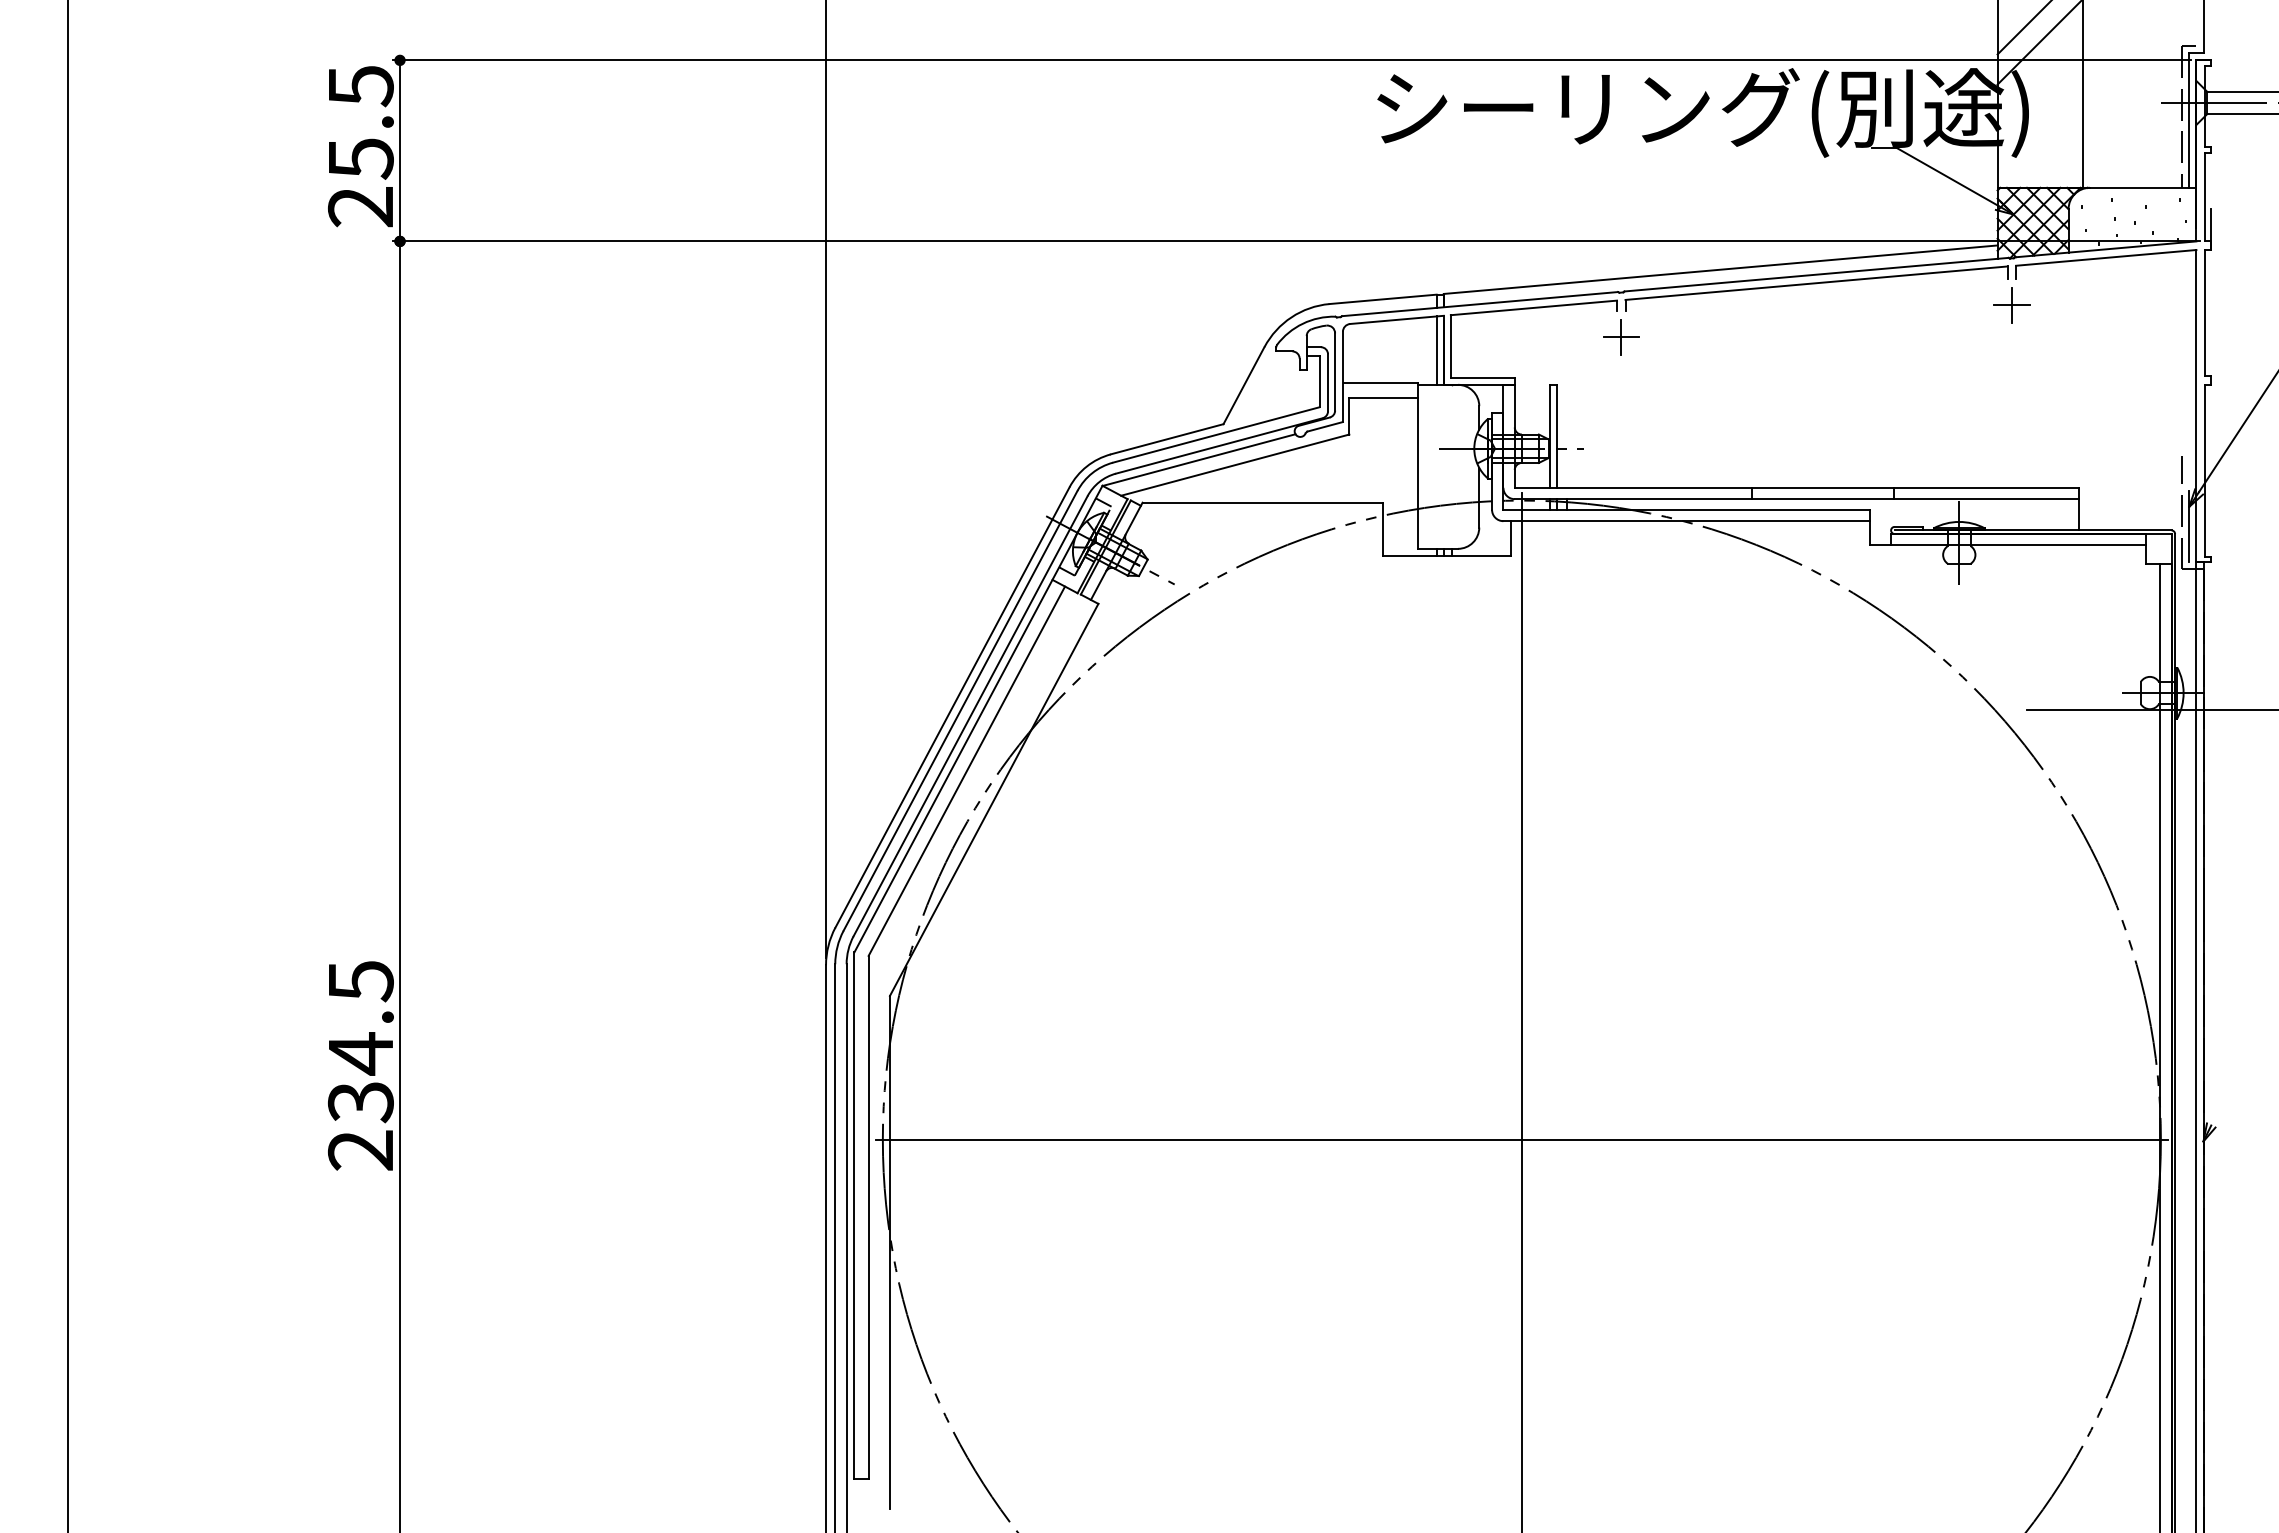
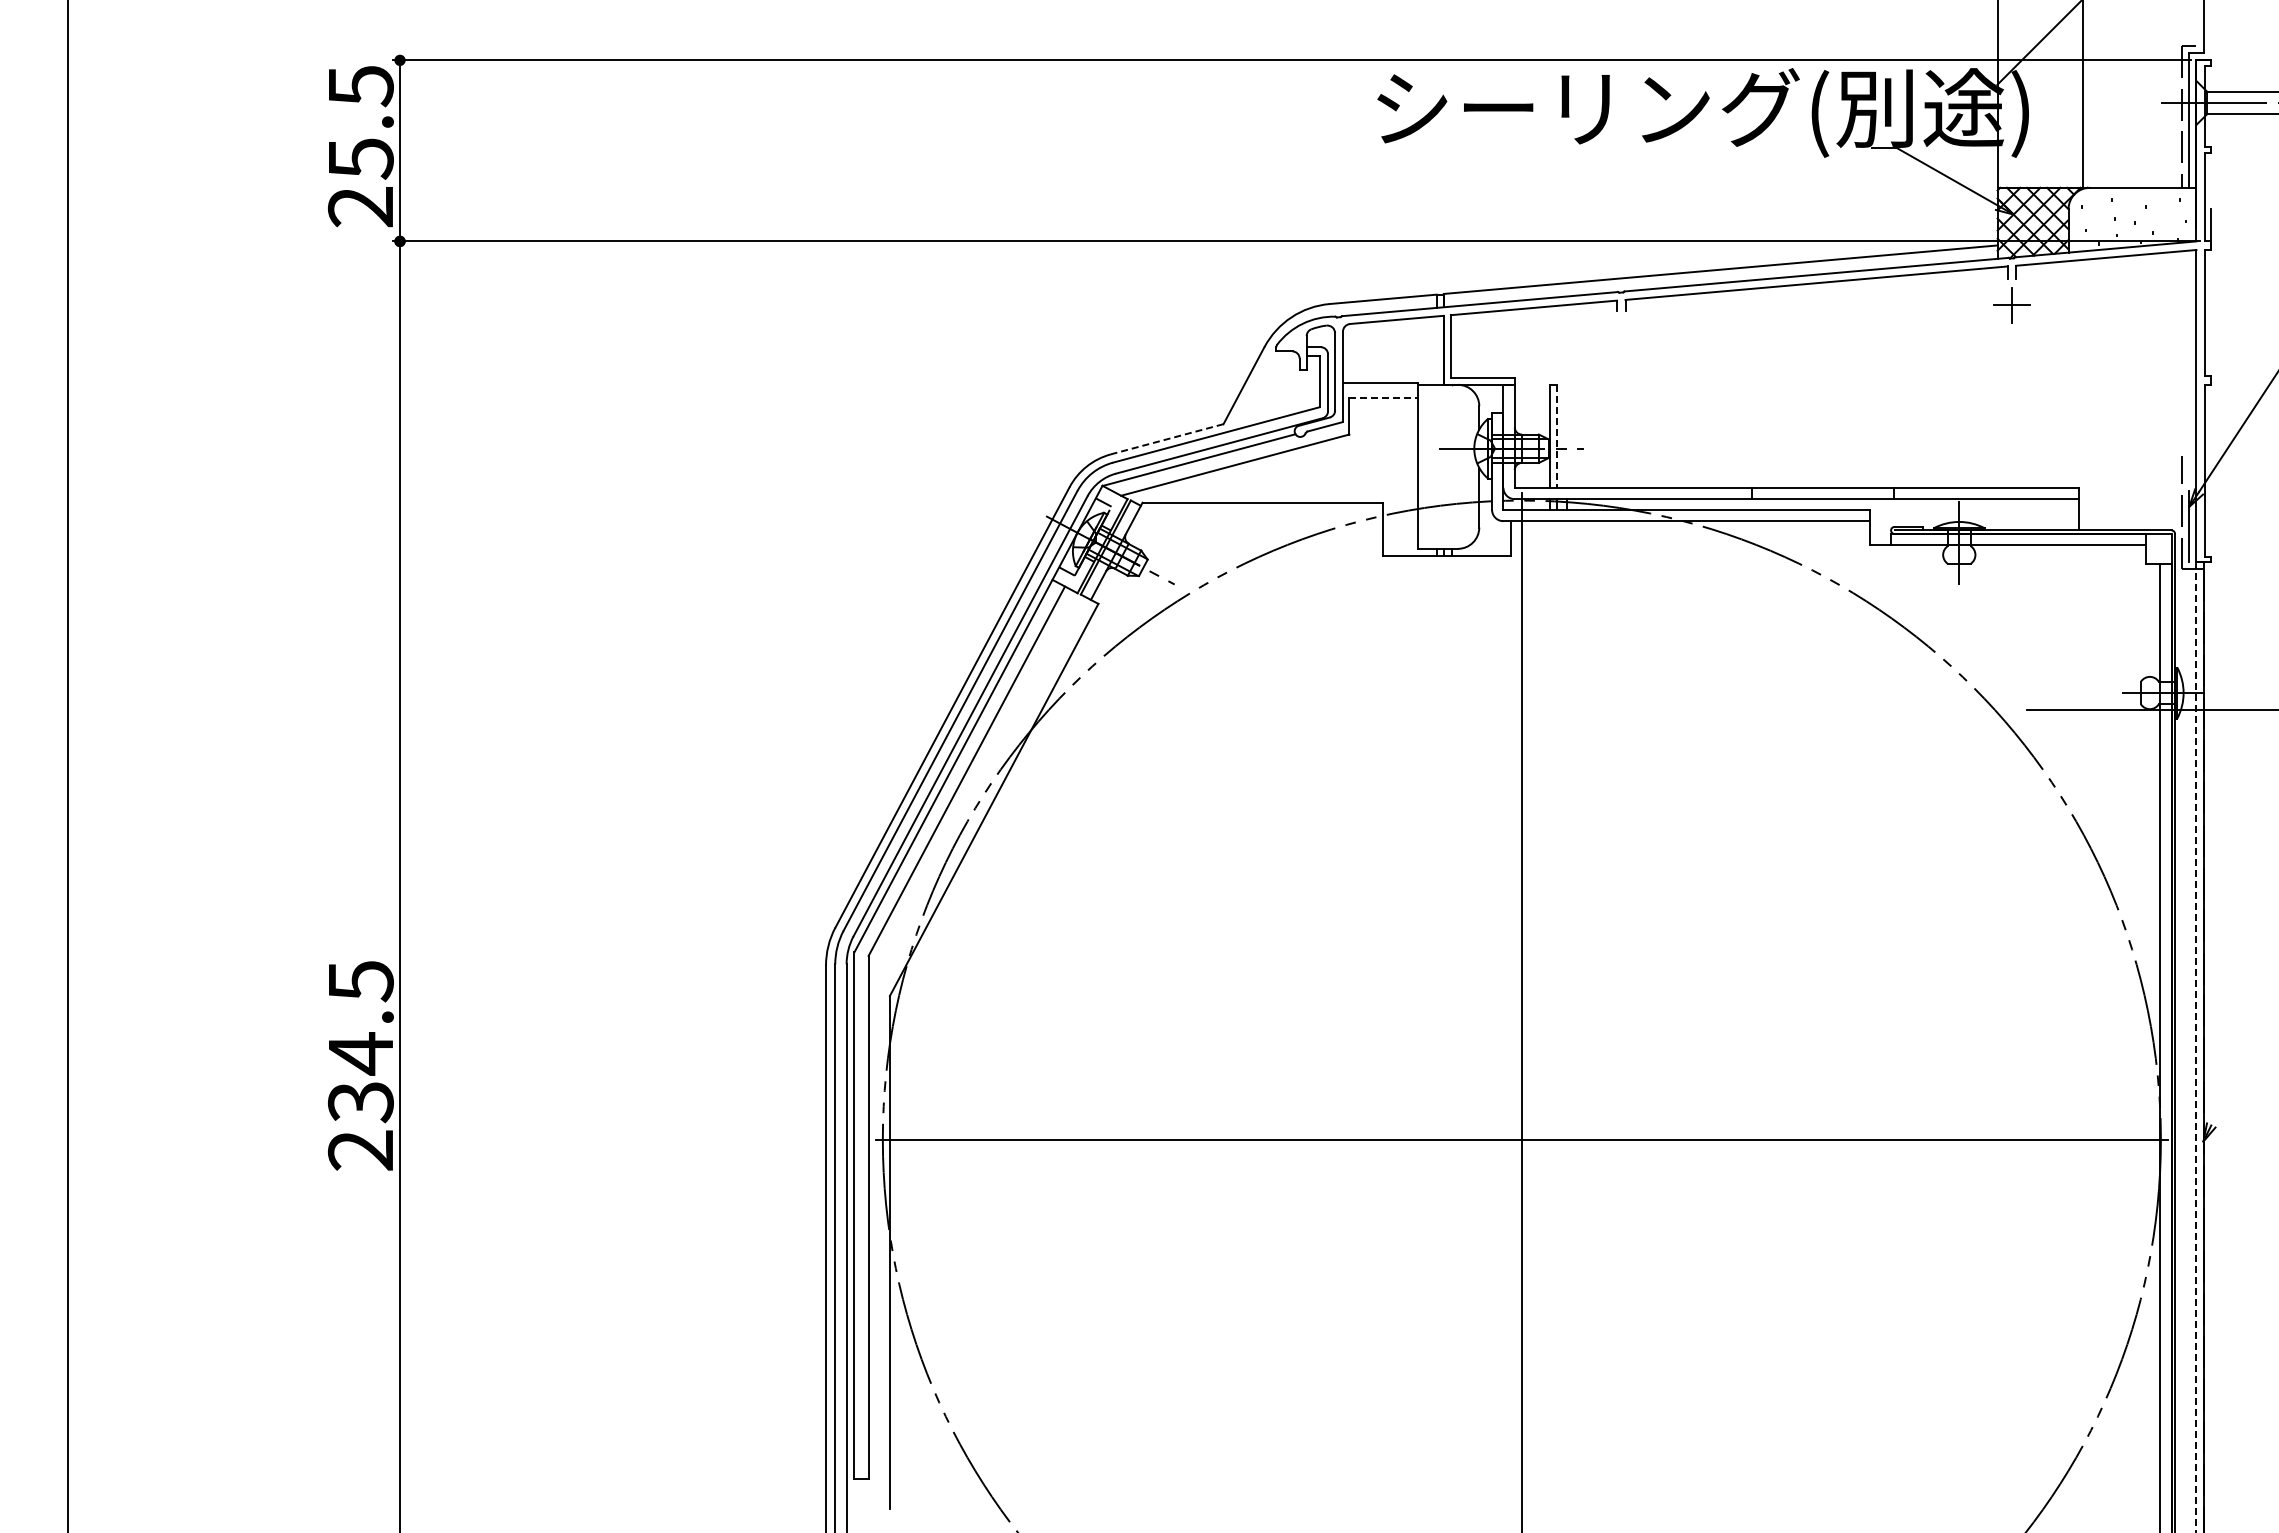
line: present -> none (2023, 28)
part: present -> none (1621, 337)
line: present -> none (1436, 350)
line: solid -> dashed (1384, 397)
line: solid -> dashed (1557, 436)
line: solid -> dashed (1166, 439)
line: present -> none (826, 480)
line: solid -> dashed (2196, 1047)
